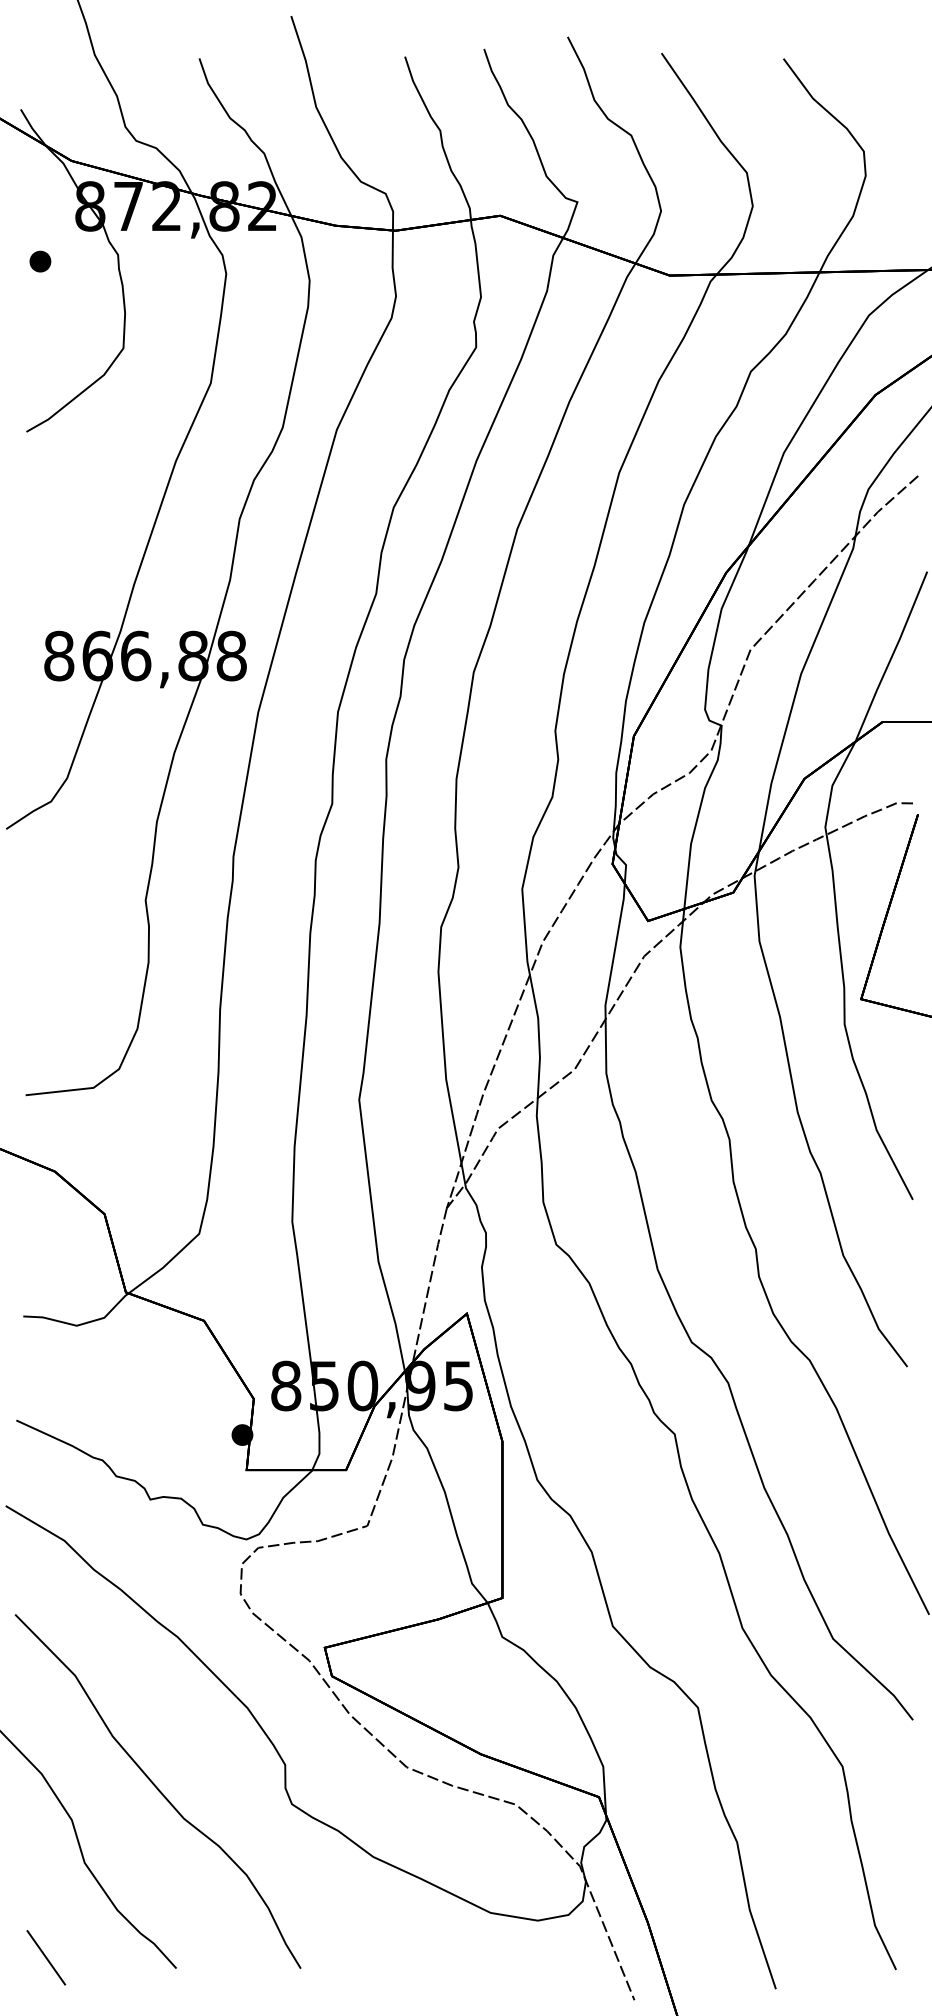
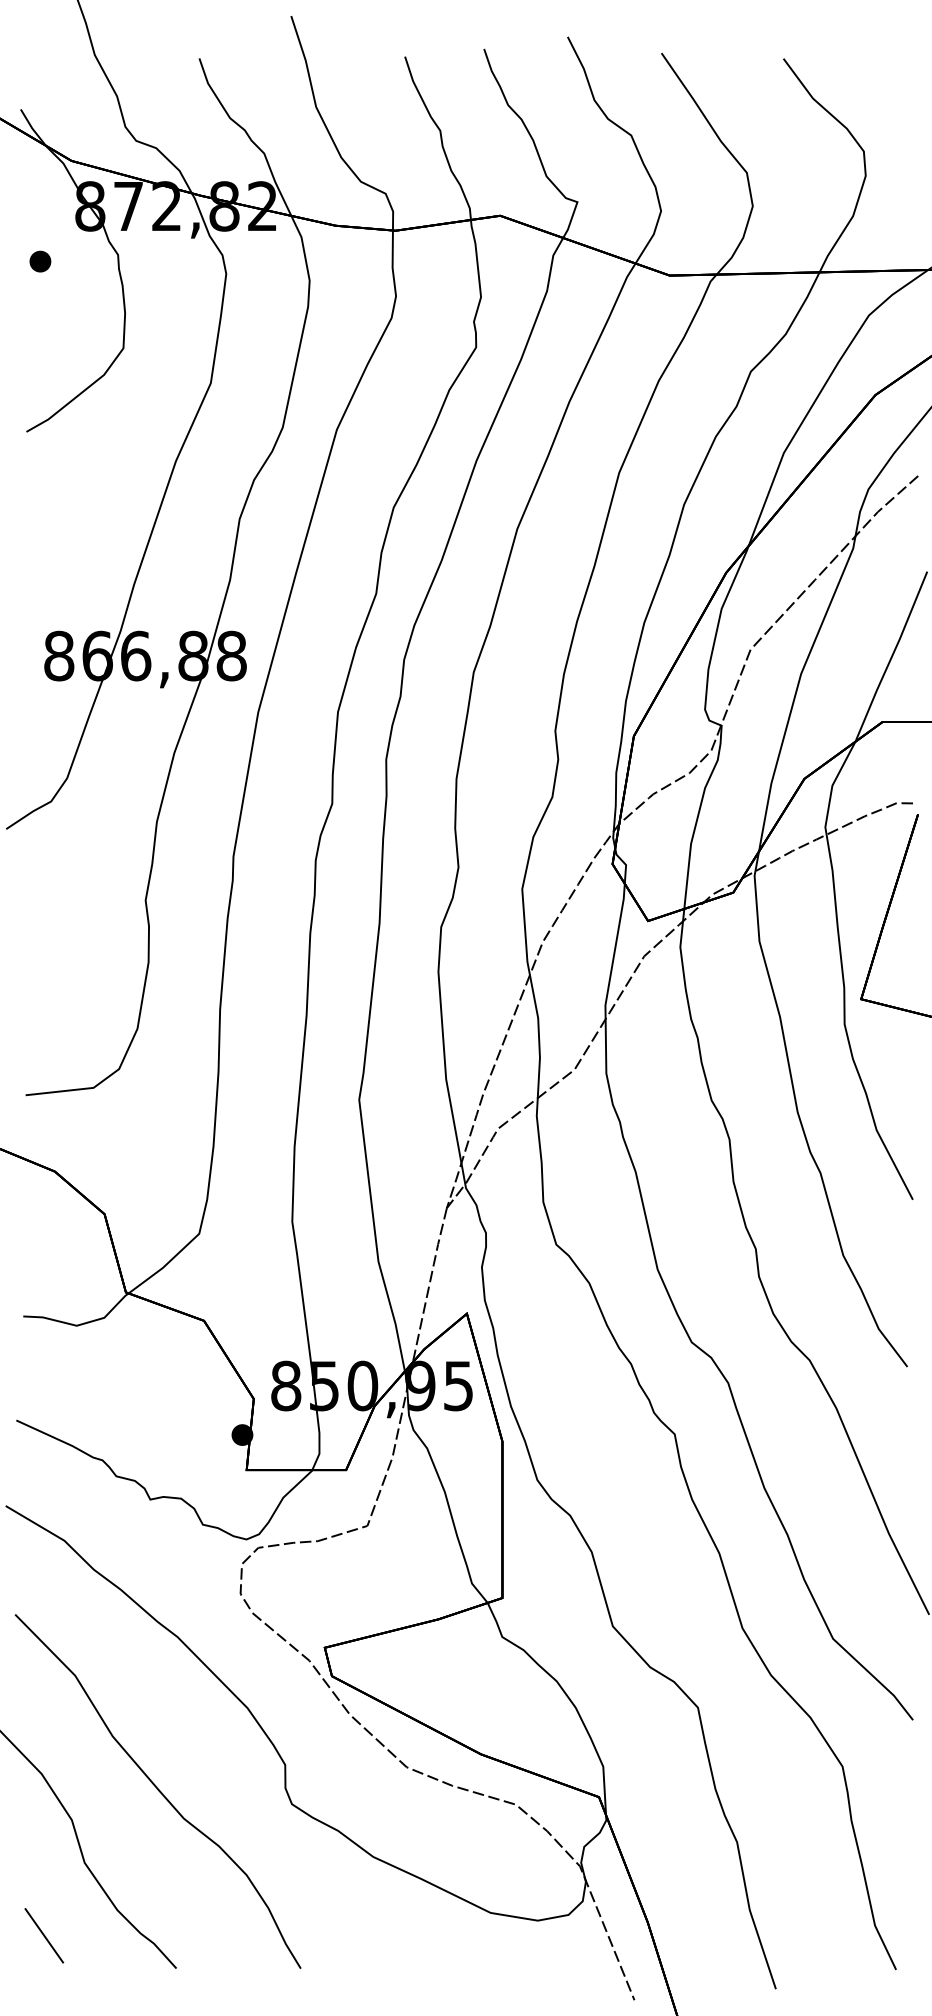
line position: (46, 1957) -> (44, 1935) (44, 1935)
